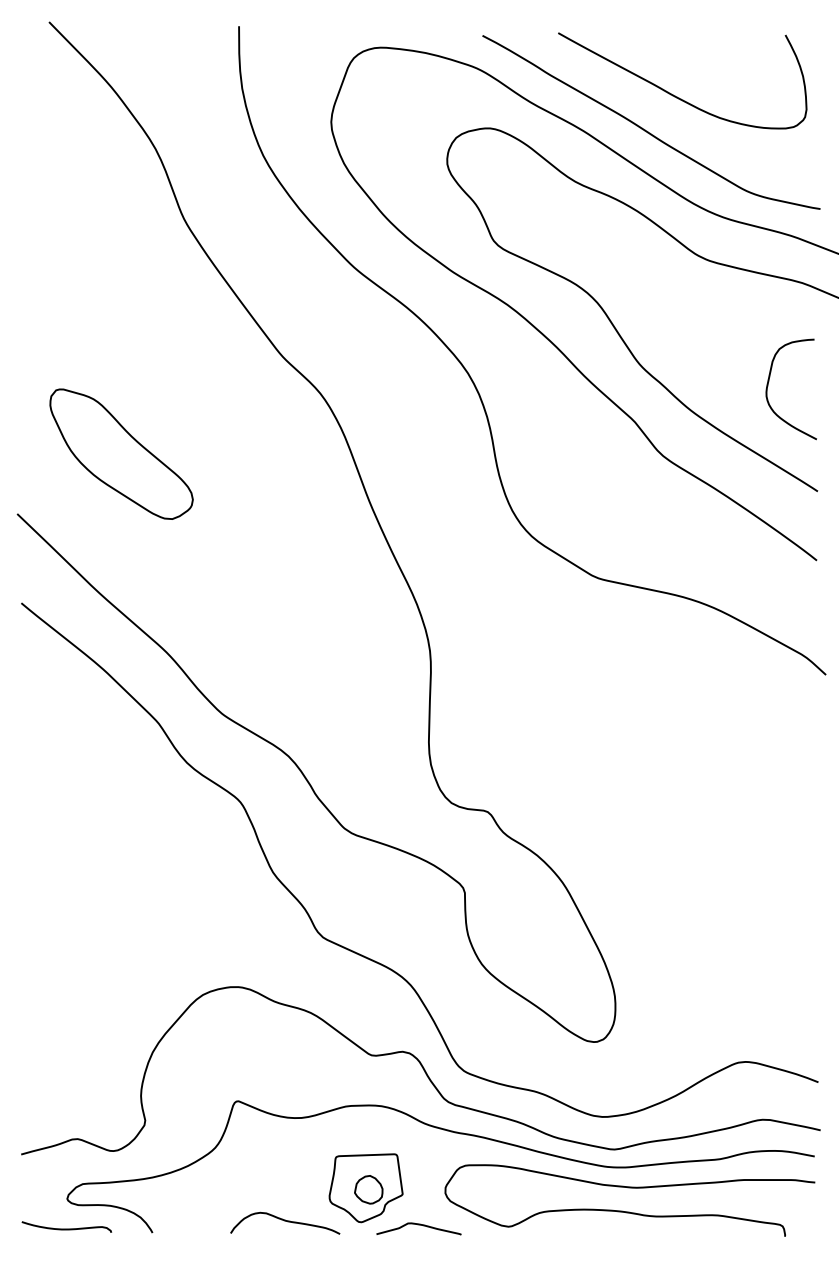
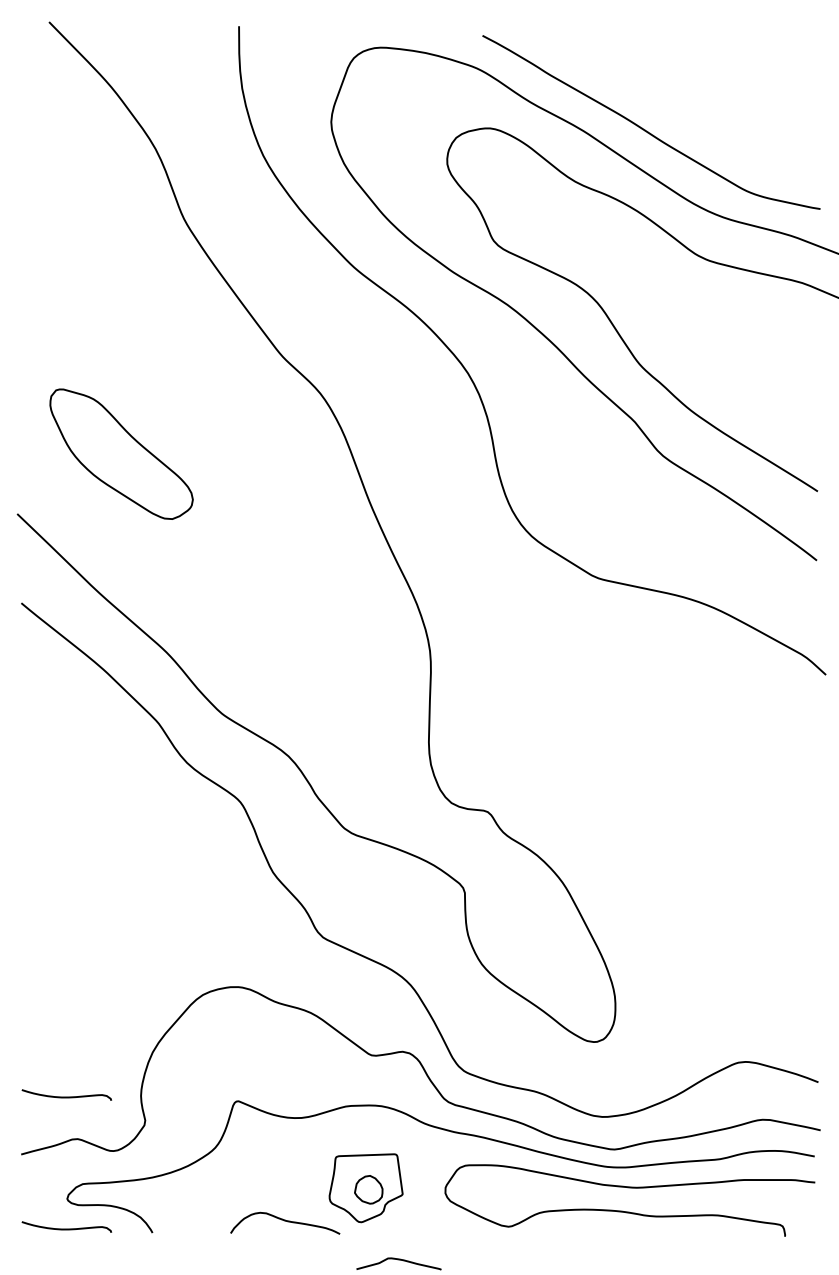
curve: present -> none (675, 95)
curve: present -> none (768, 386)
curve: none -> present (66, 1096)
curve position: (418, 1225) -> (398, 1260) (398, 1260)
